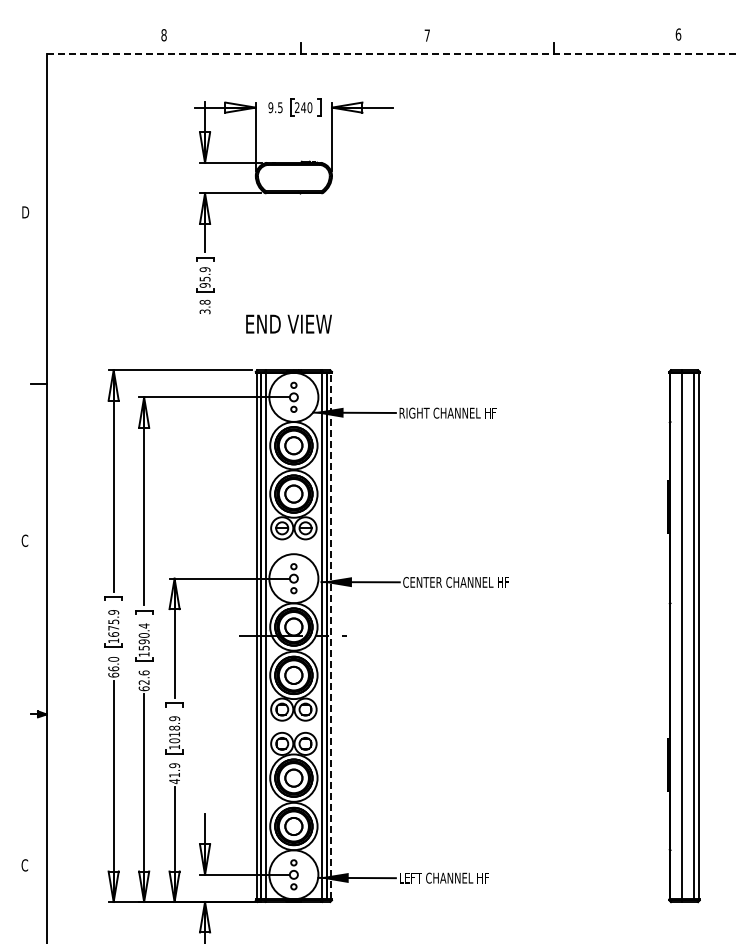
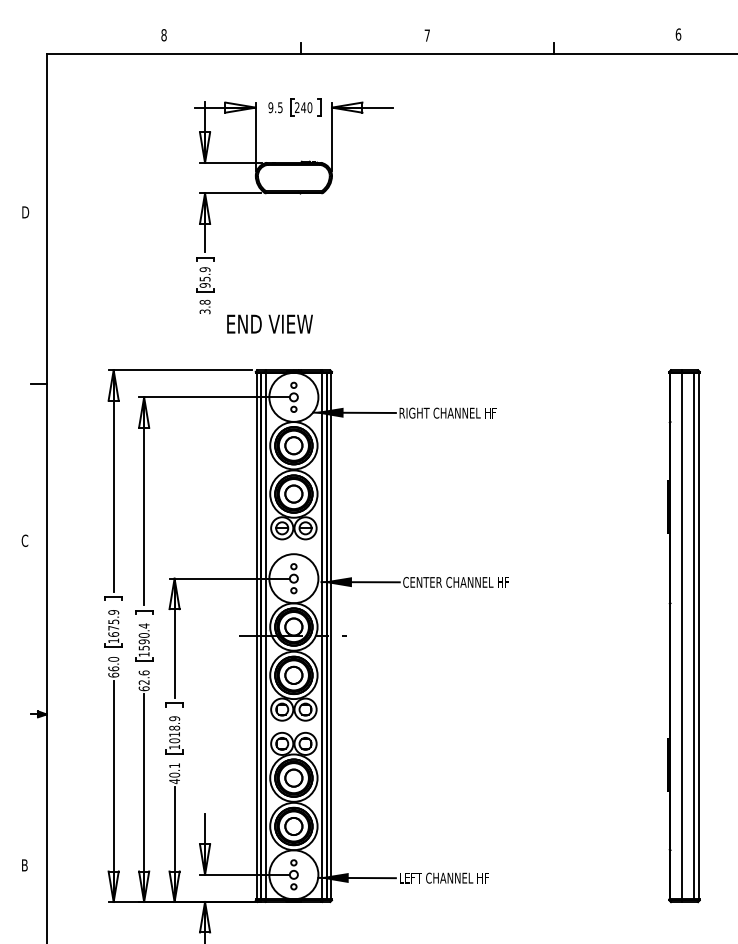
line: dashed -> solid (392, 53)
text position: (288, 323) -> (269, 323) (269, 323)
line: dashed -> solid (331, 635)
text: 41.9 -> 40.1 (174, 770)
text: C -> B (24, 865)
